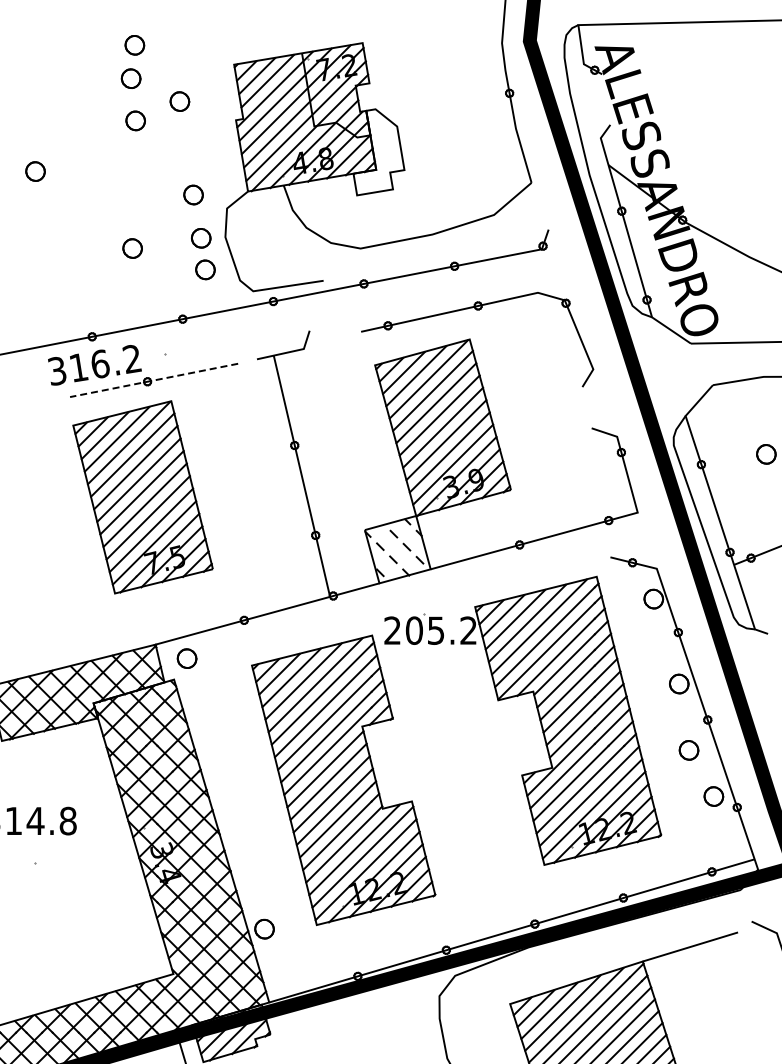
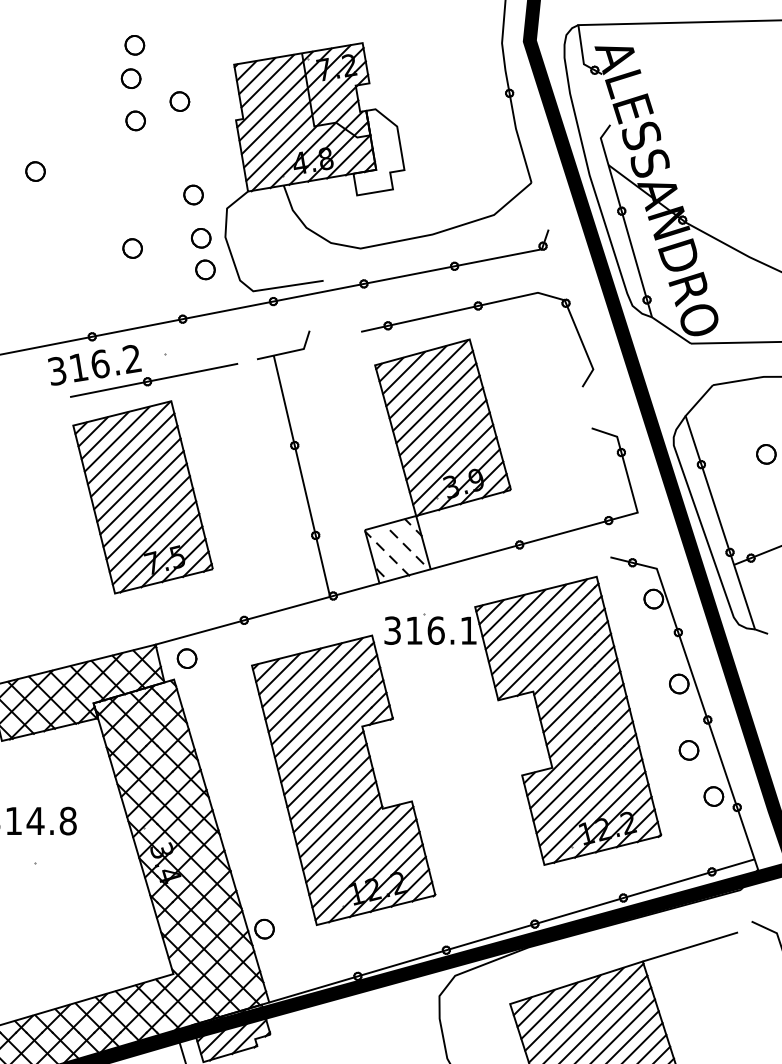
line: dashed -> solid (154, 380)
text: 205.2 -> 316.1 (430, 630)
